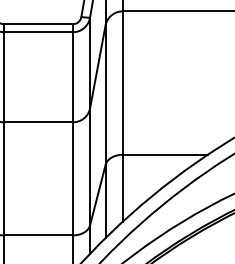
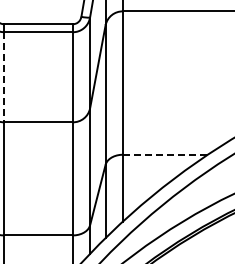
line: solid -> dashed (4, 77)
line: solid -> dashed (165, 154)
